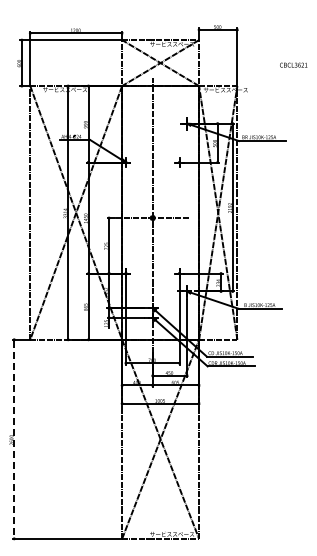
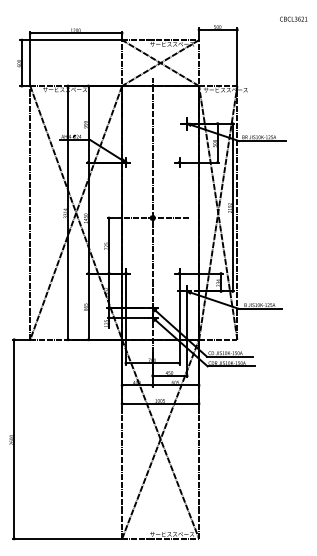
text position: (293, 64) -> (293, 18) (293, 18)
line: dashed -> solid (14, 439)
